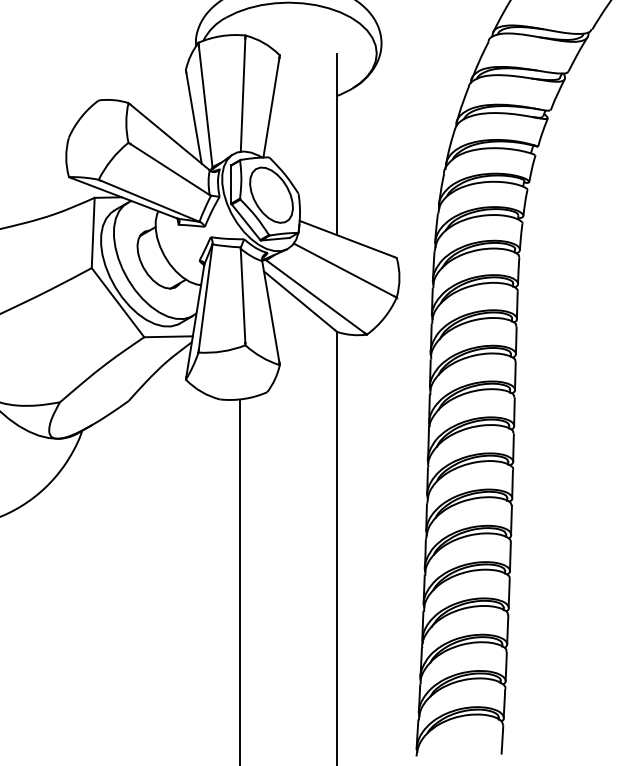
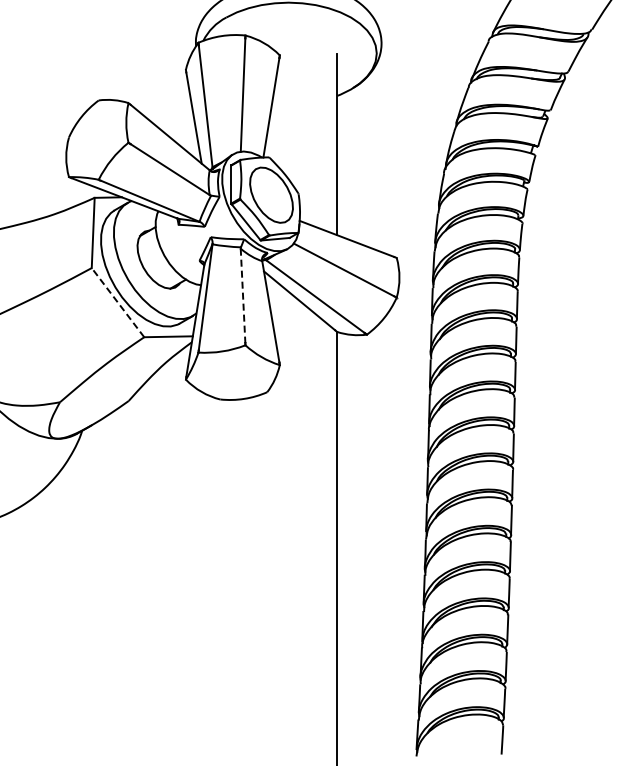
line: solid -> dashed (243, 296)
line: solid -> dashed (117, 302)
line: present -> none (240, 580)
